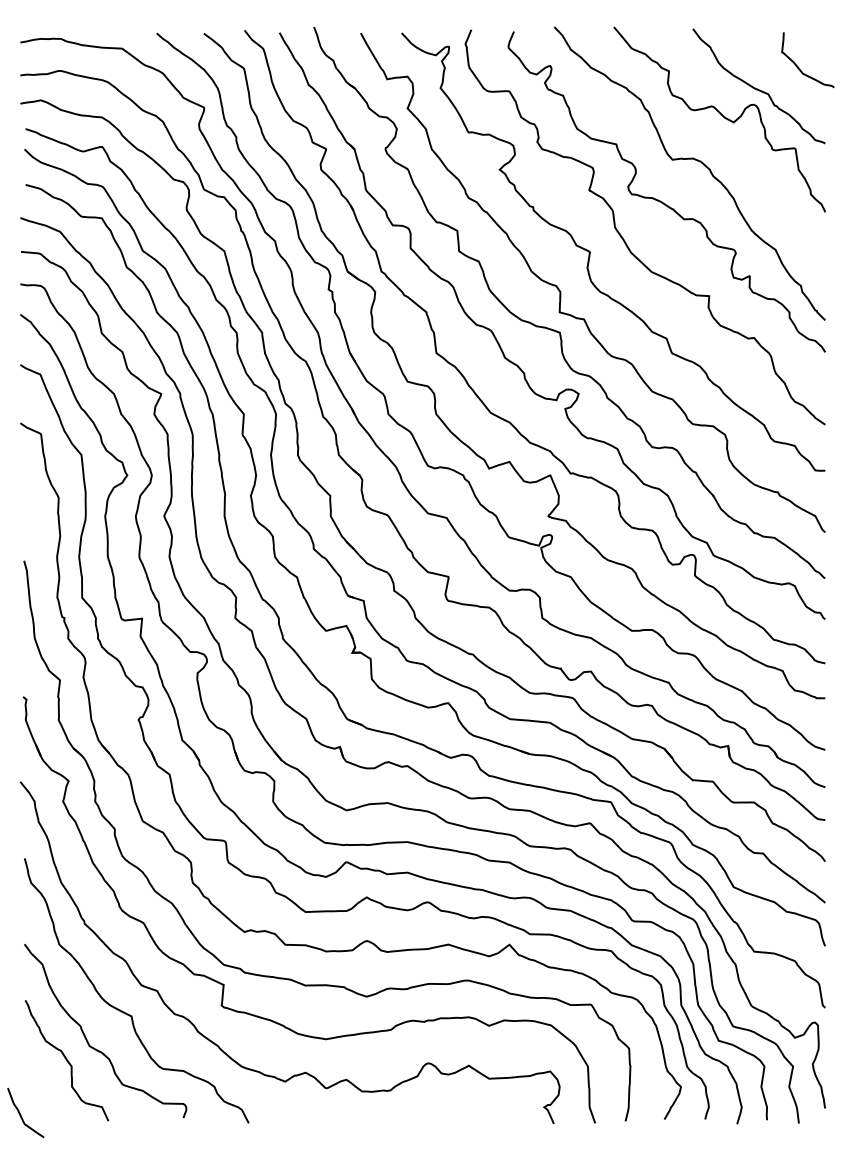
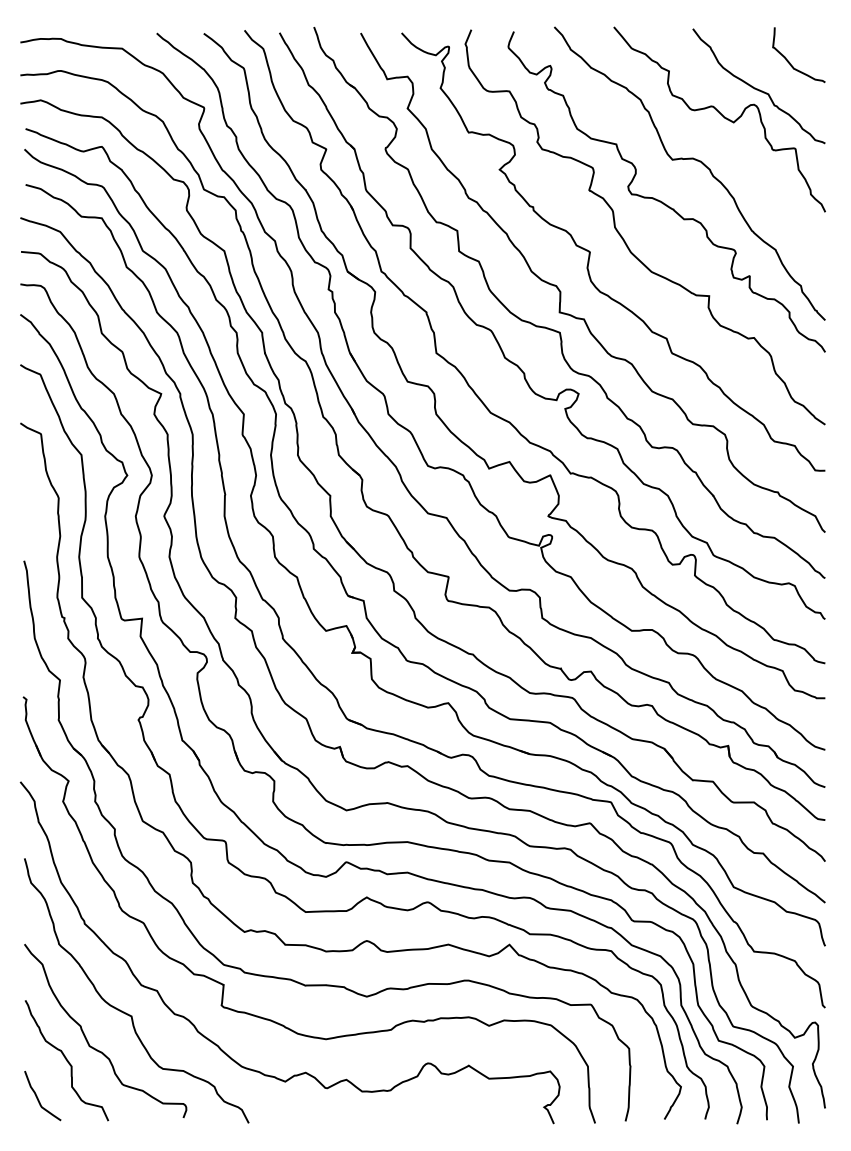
curve position: (799, 67) -> (790, 62) (790, 62)
curve position: (21, 1114) -> (38, 1097) (38, 1097)
